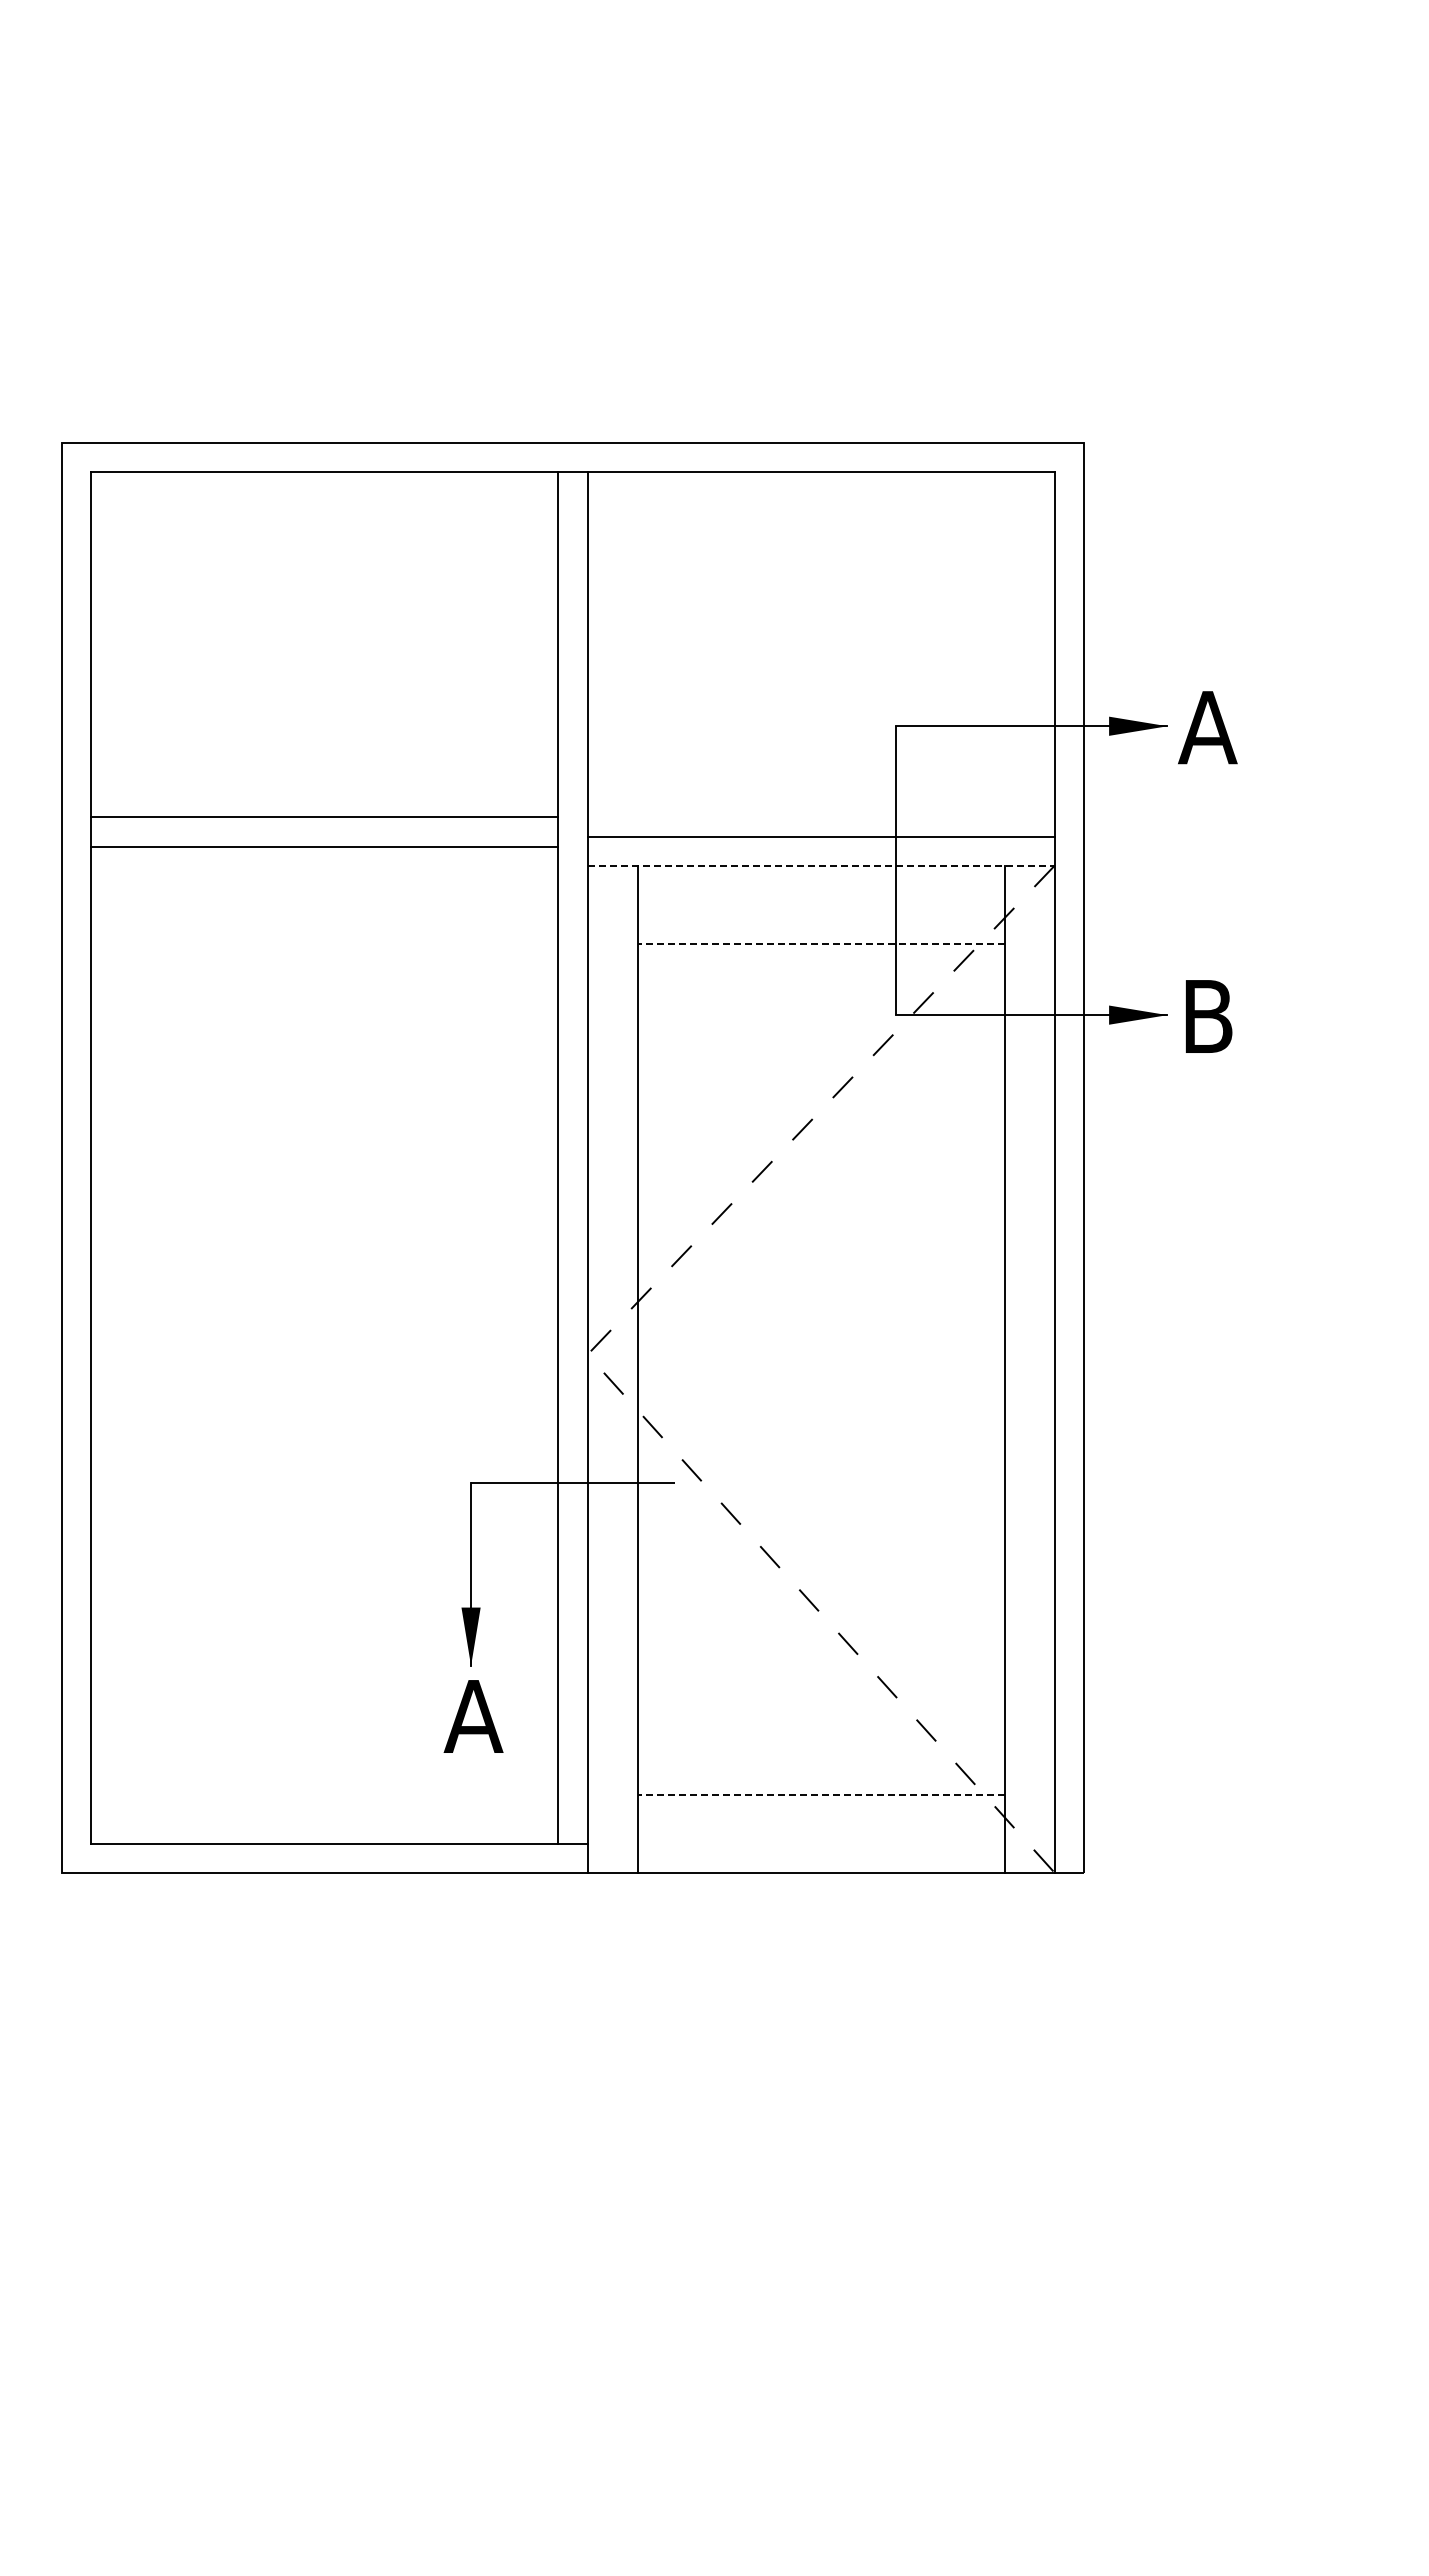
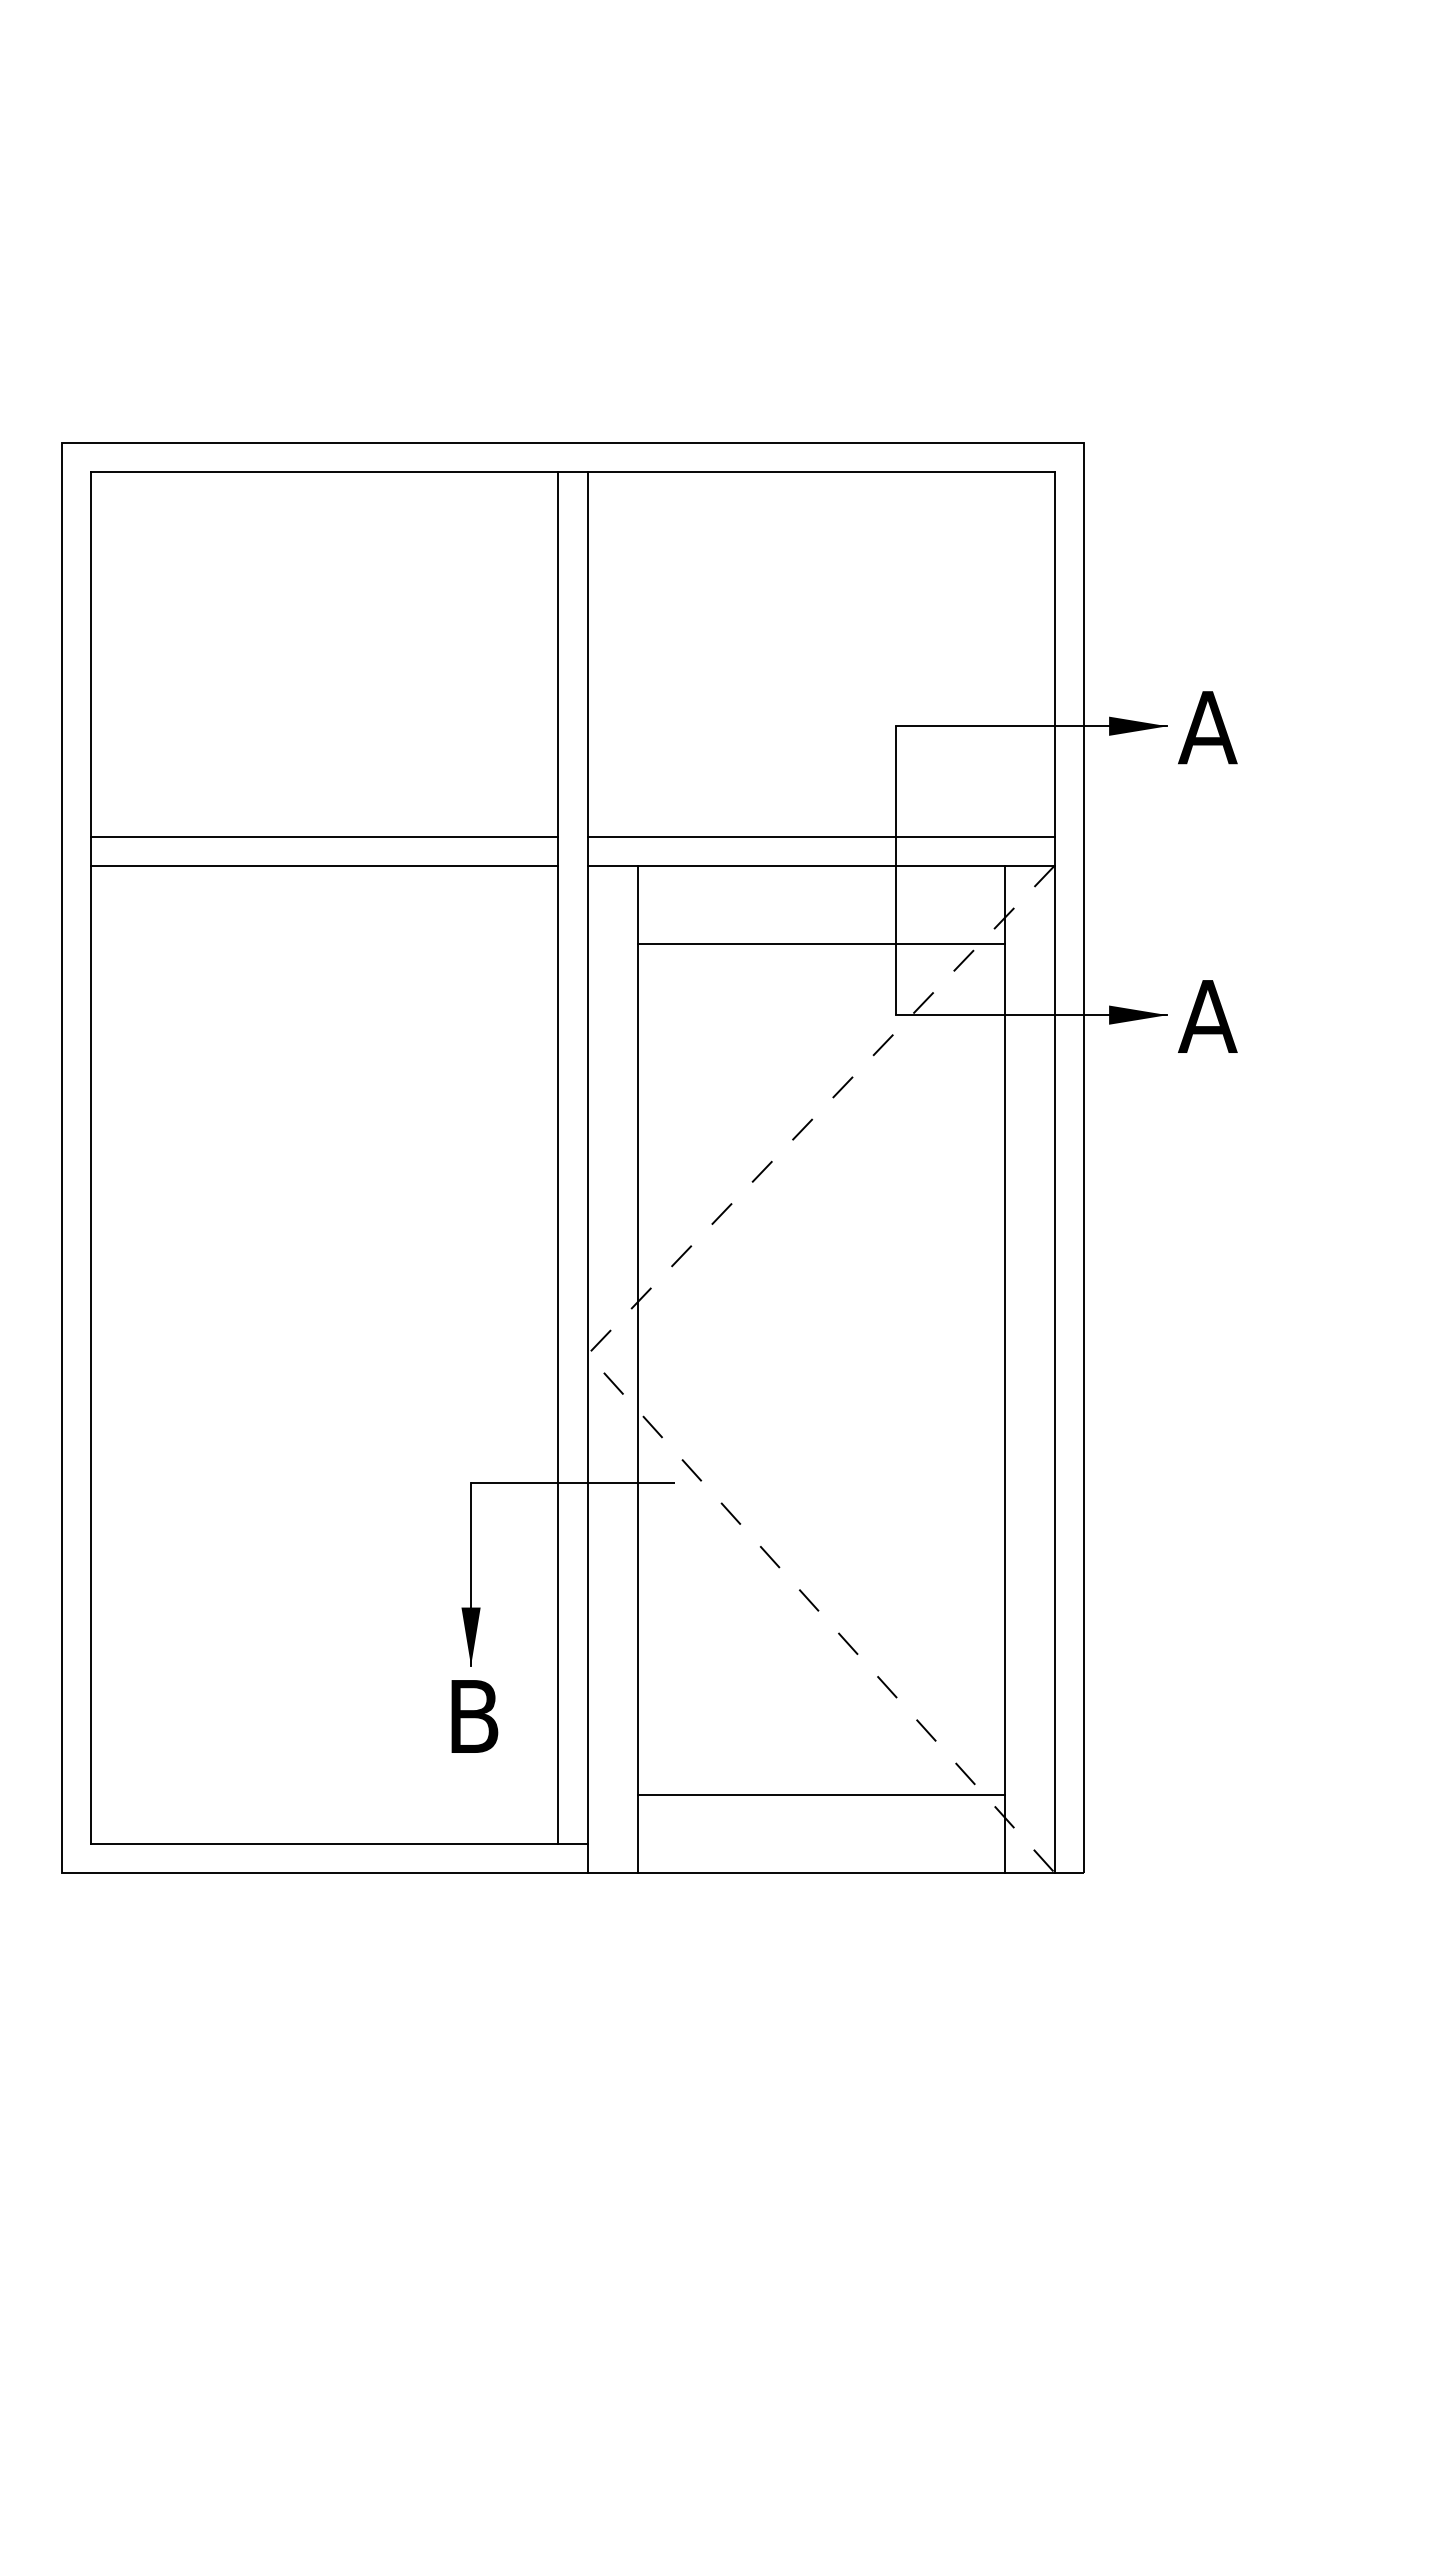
line position: (324, 816) -> (324, 836) (324, 836)
line position: (324, 846) -> (324, 865) (324, 865)
line: dashed -> solid (821, 865)
line: dashed -> solid (821, 943)
text: B -> A (1207, 1016)
text: A -> B (473, 1716)
line: dashed -> solid (821, 1794)
